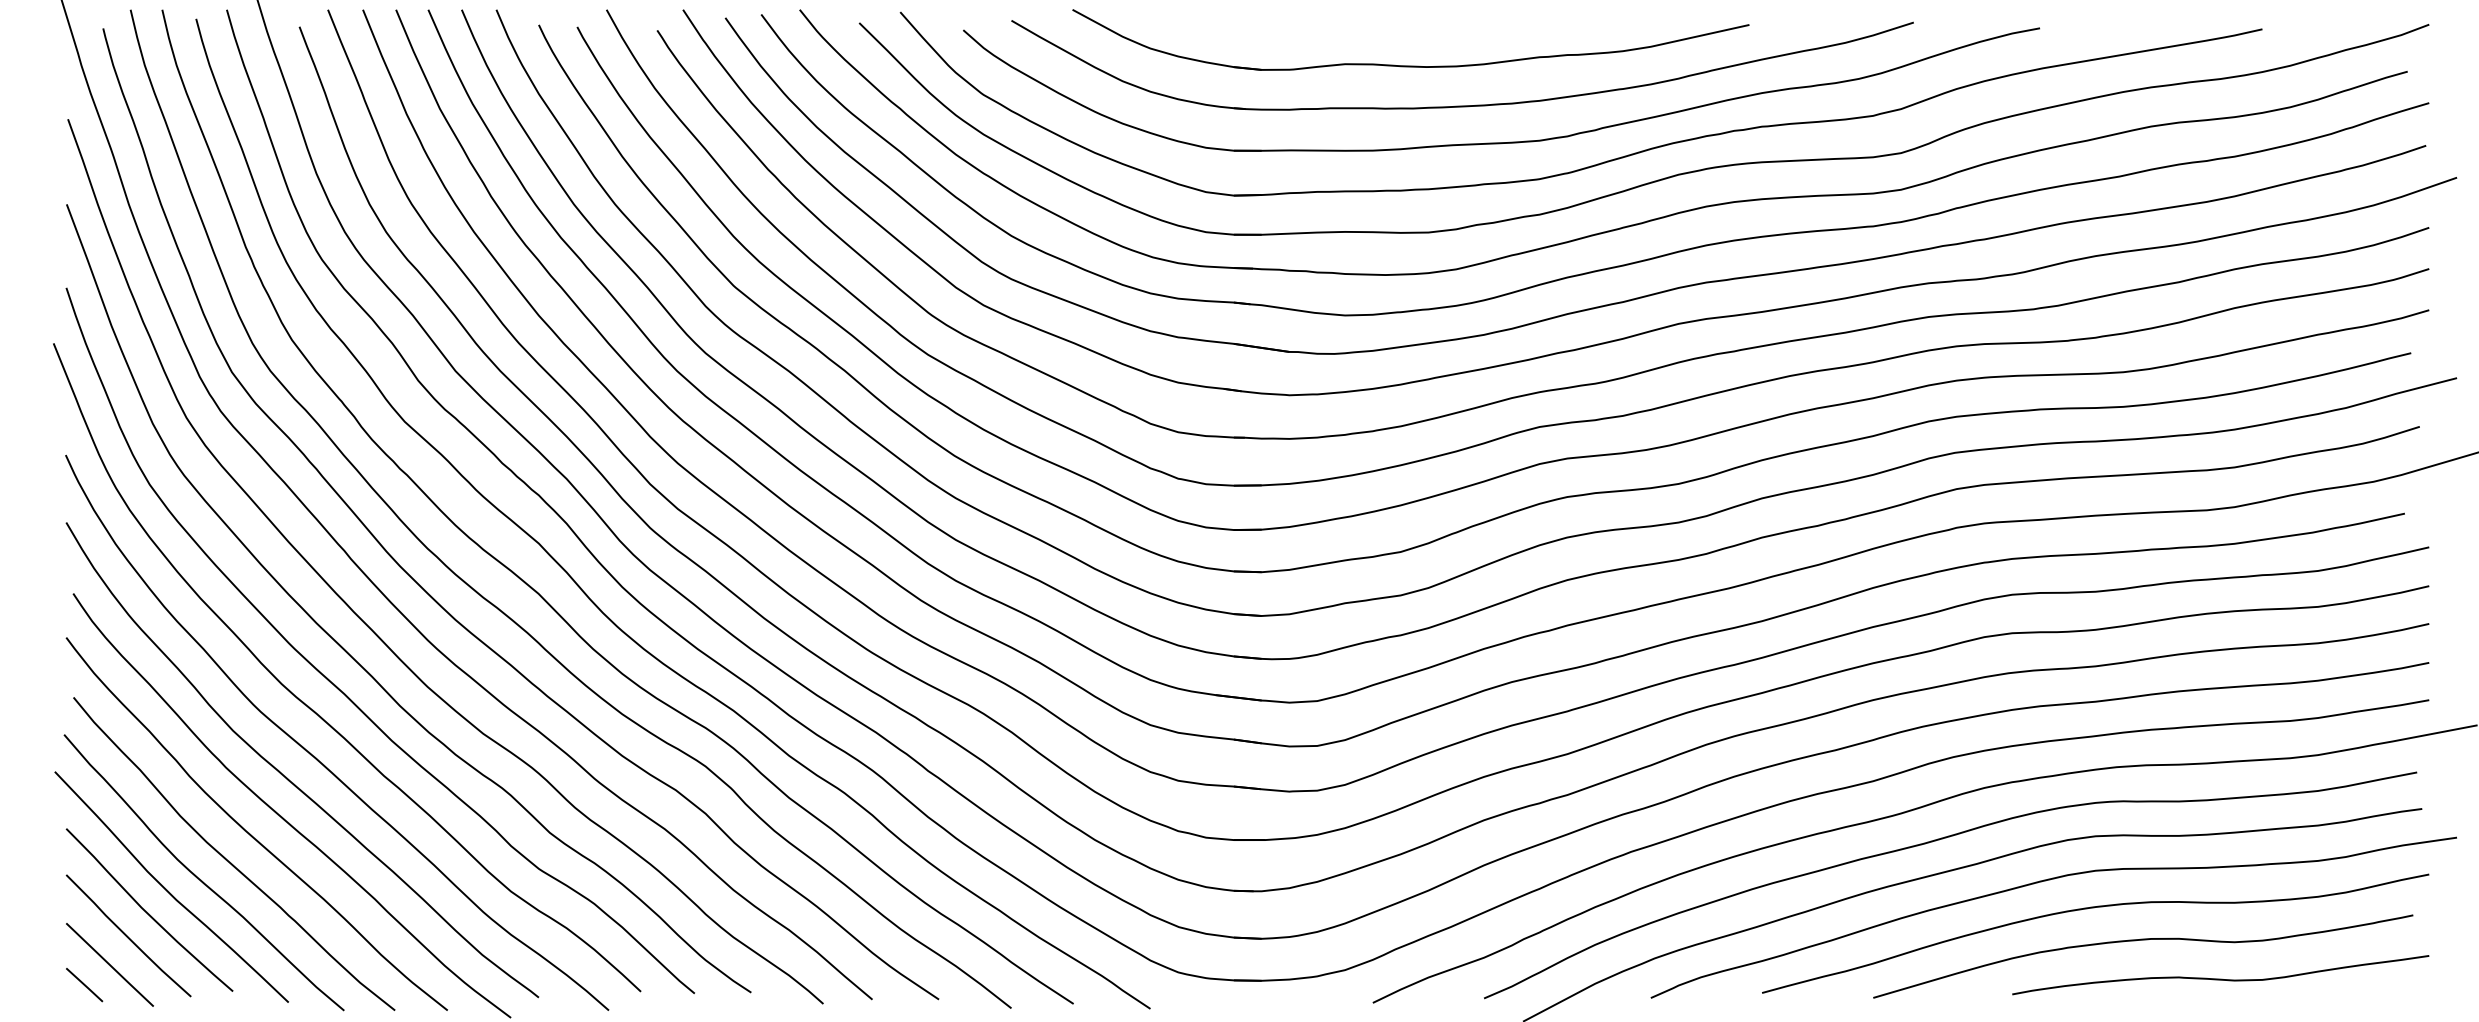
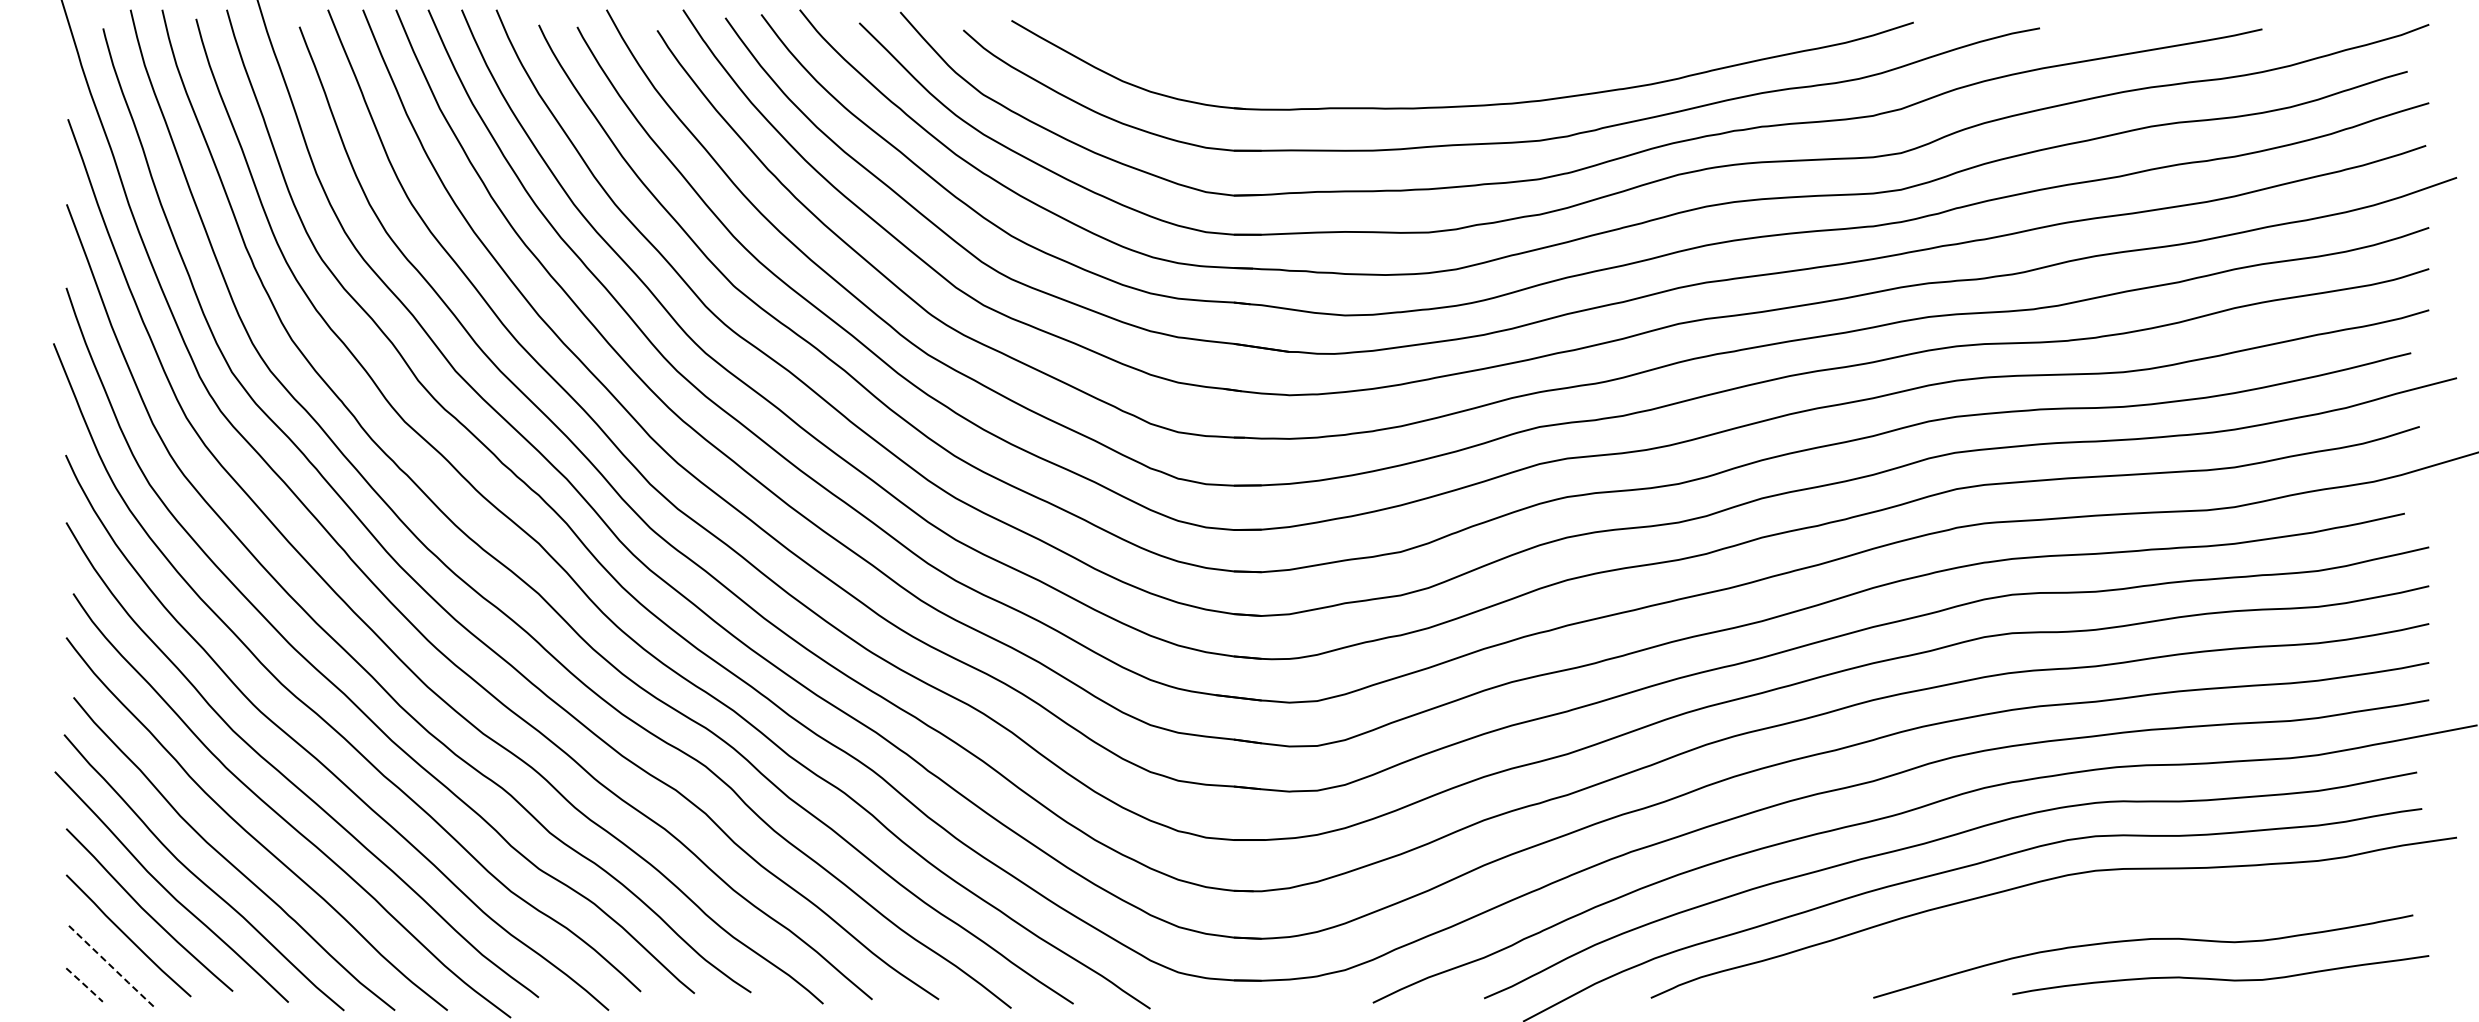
part: present -> none (1410, 65)
curve: present -> none (2094, 908)
line: solid -> dashed (109, 964)
line: solid -> dashed (85, 985)
